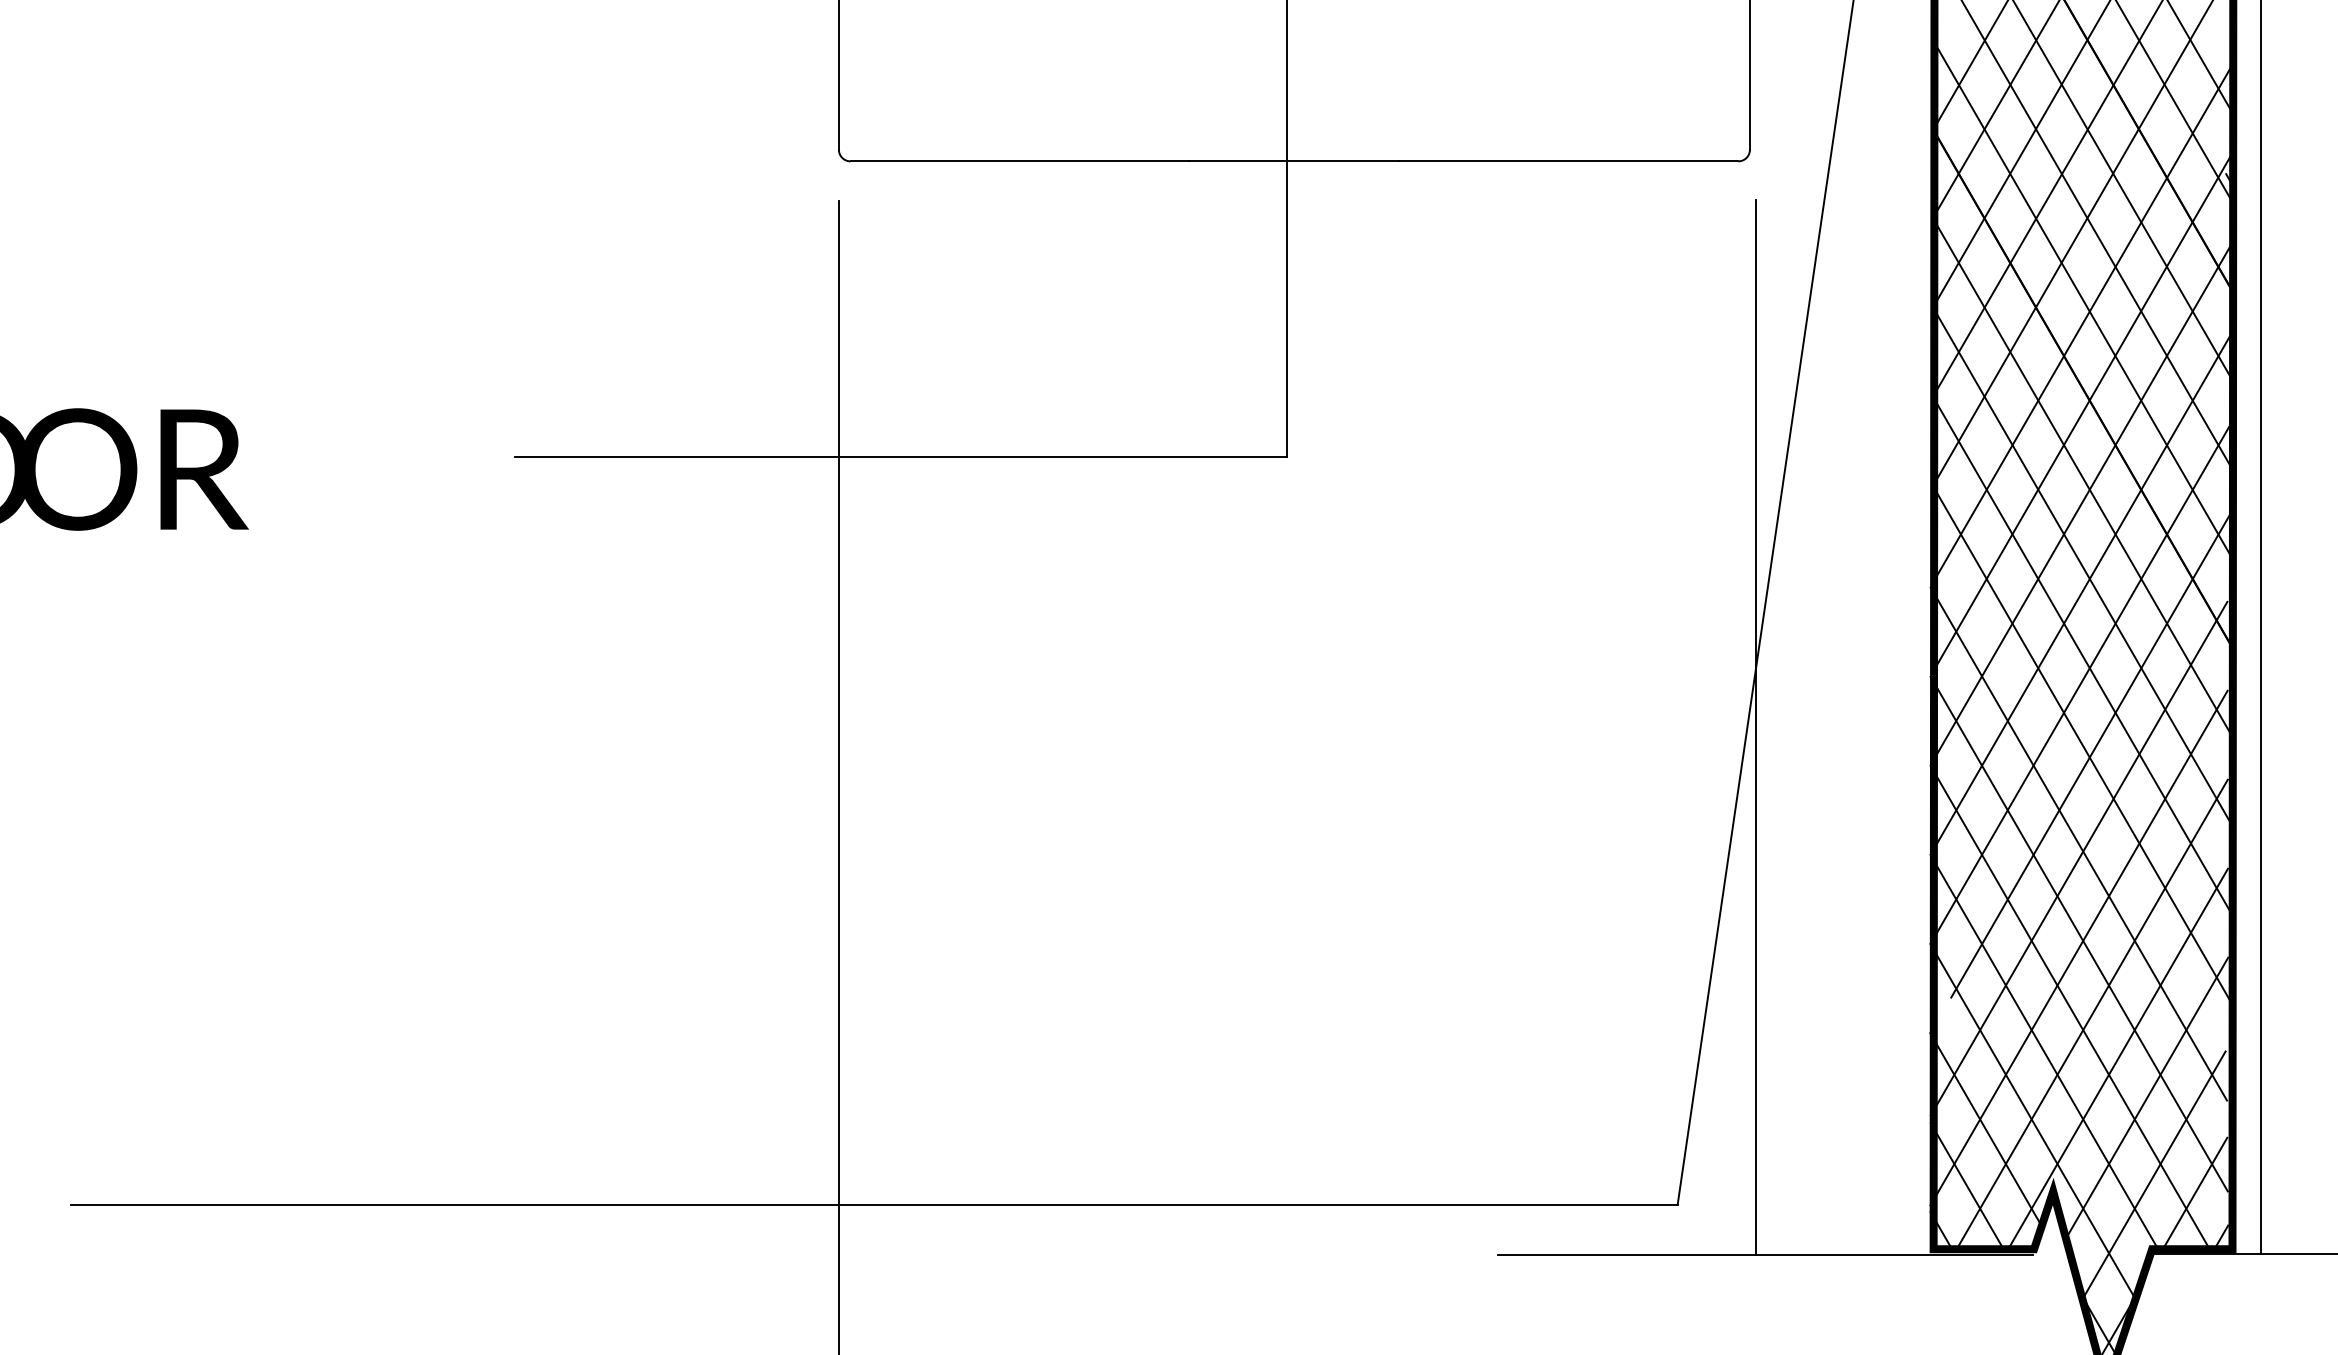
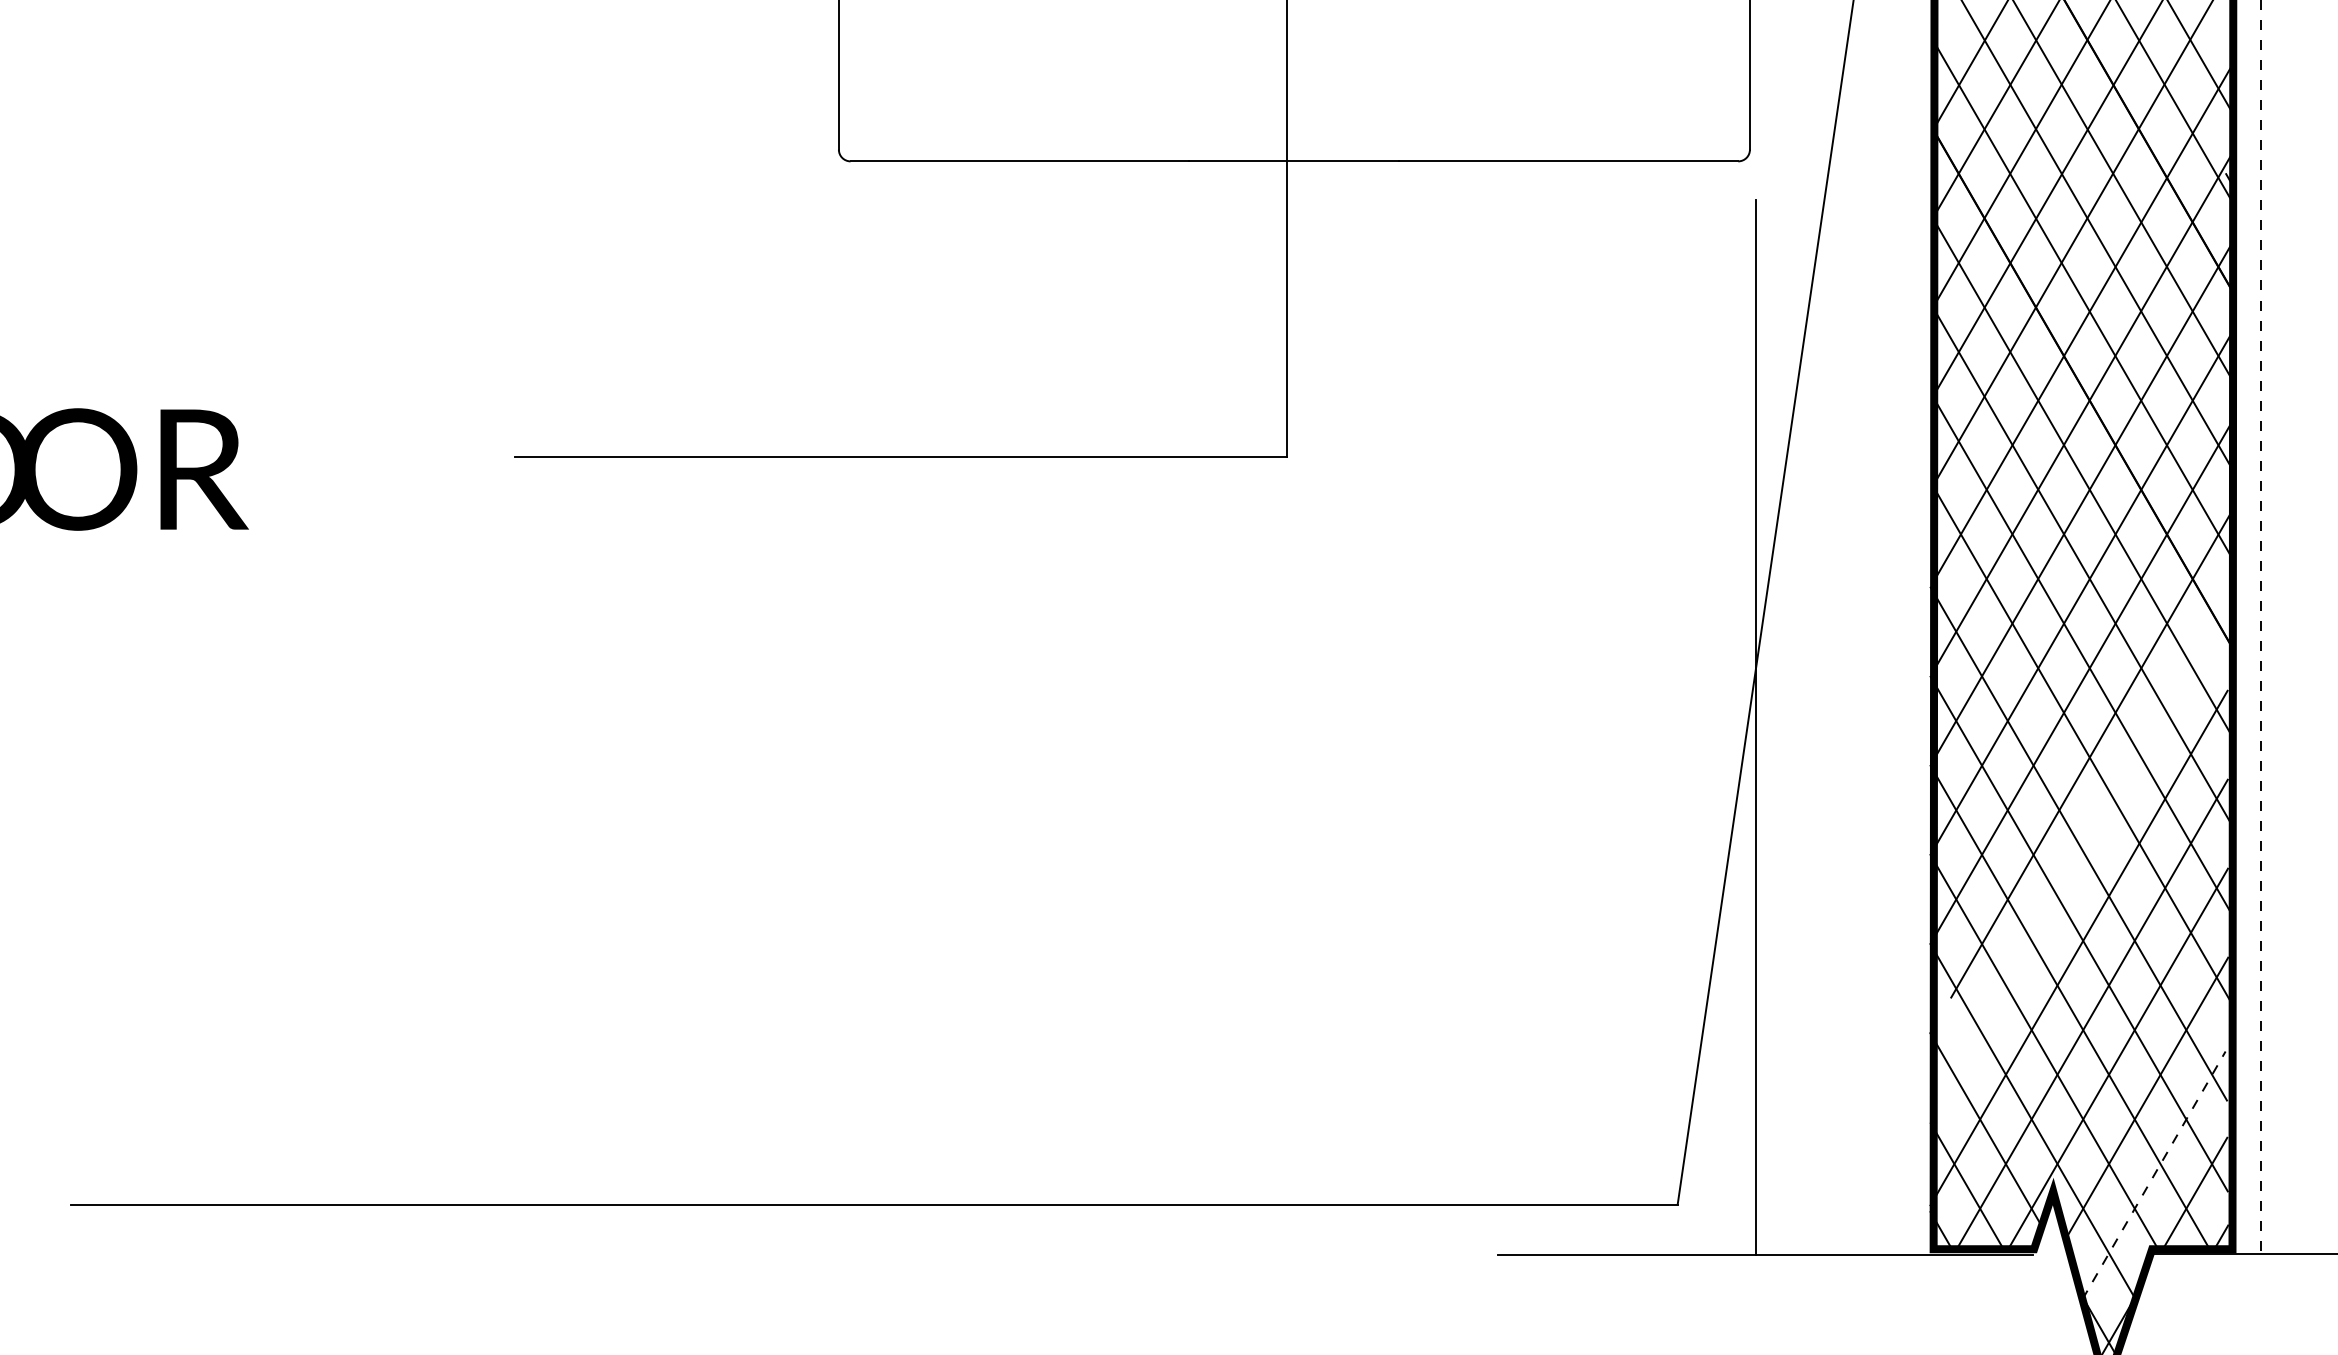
line: solid -> dashed (2261, 626)
line: present -> none (838, 775)
line: present -> none (2078, 858)
line: solid -> dashed (2154, 1175)
